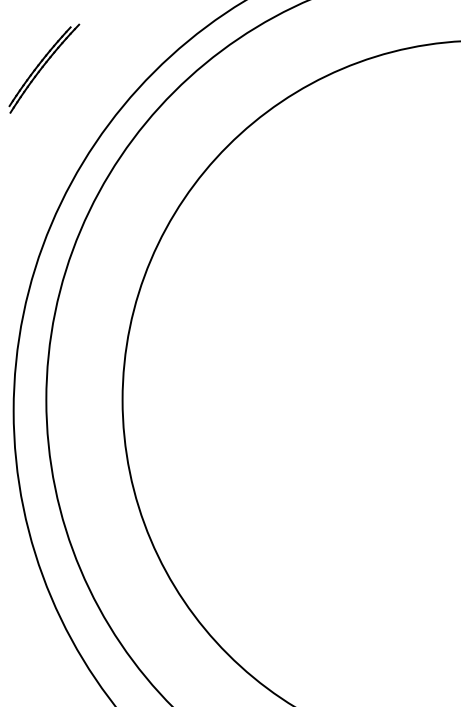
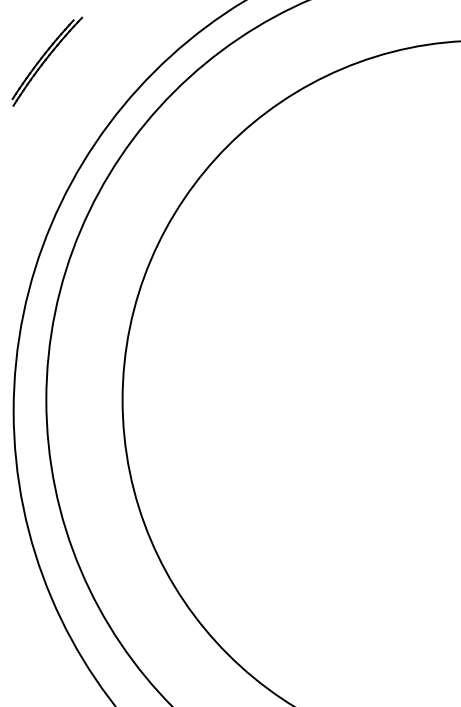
part position: (44, 68) -> (47, 61) (47, 61)
